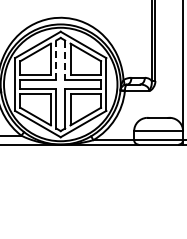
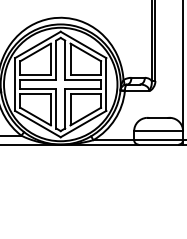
line: dashed -> solid (56, 60)
line: dashed -> solid (65, 60)
